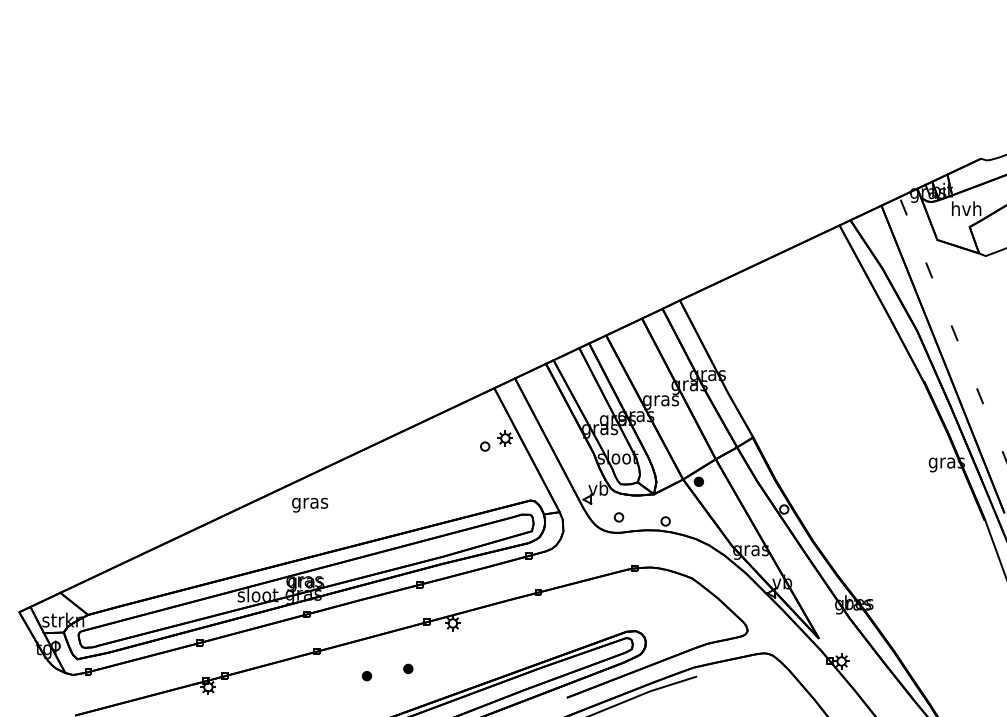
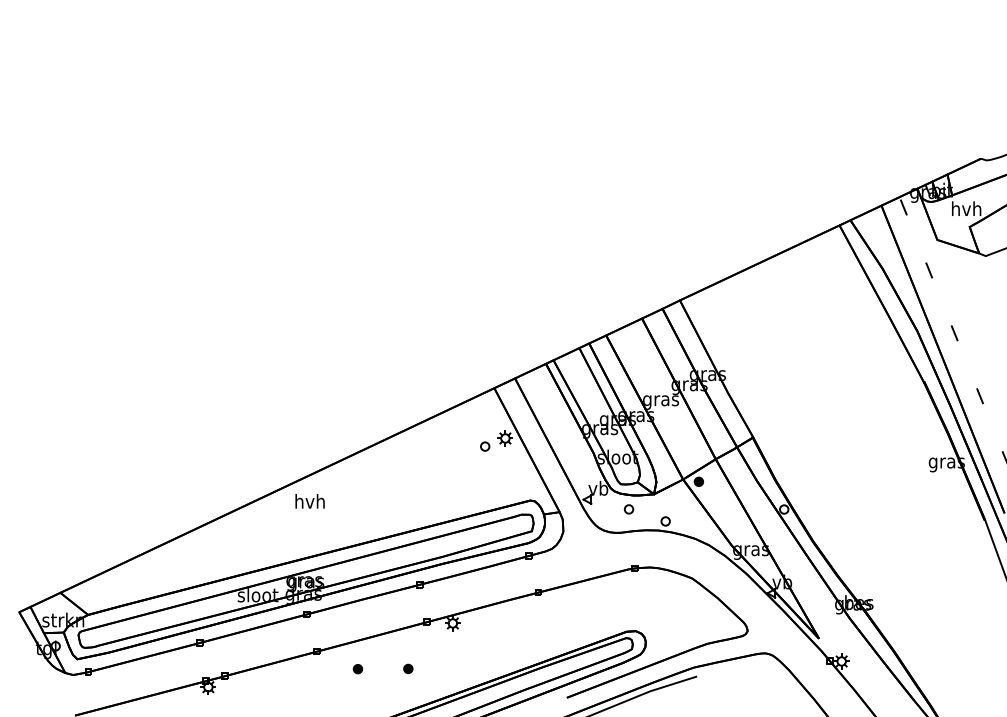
text: gras -> hvh (310, 503)
part position: (618, 517) -> (628, 509) (628, 509)
part position: (366, 676) -> (357, 669) (357, 669)
